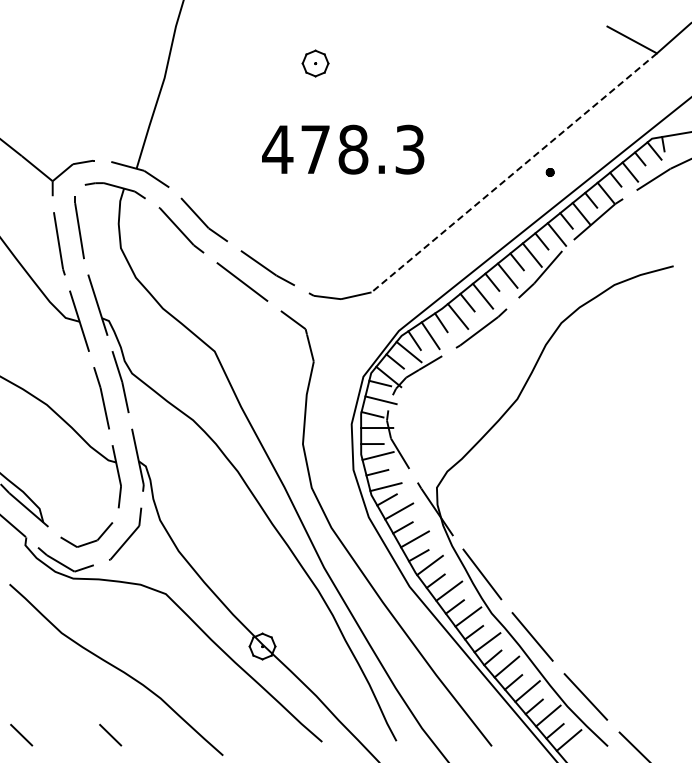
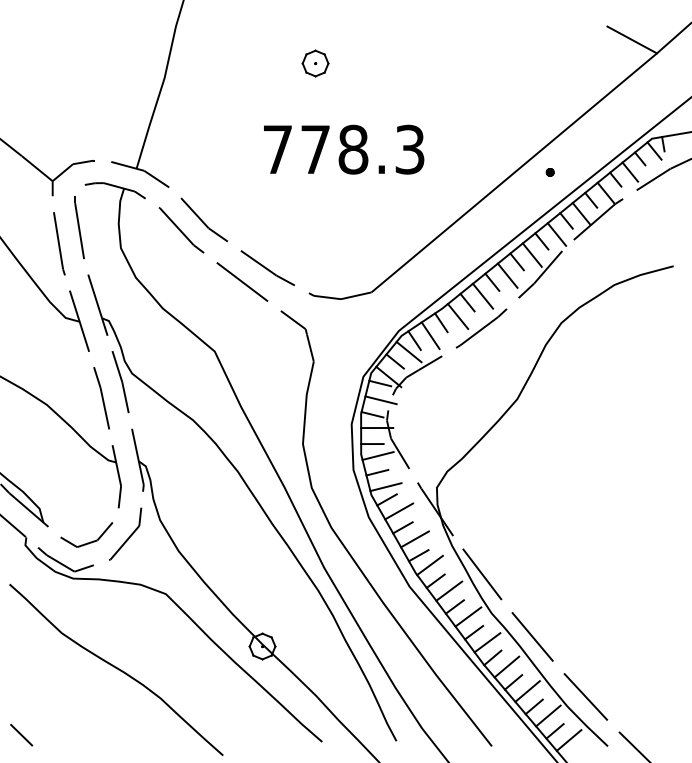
text: 478.3 -> 778.3 (277, 149)
line: dashed -> solid (513, 173)
line: present -> none (110, 734)
